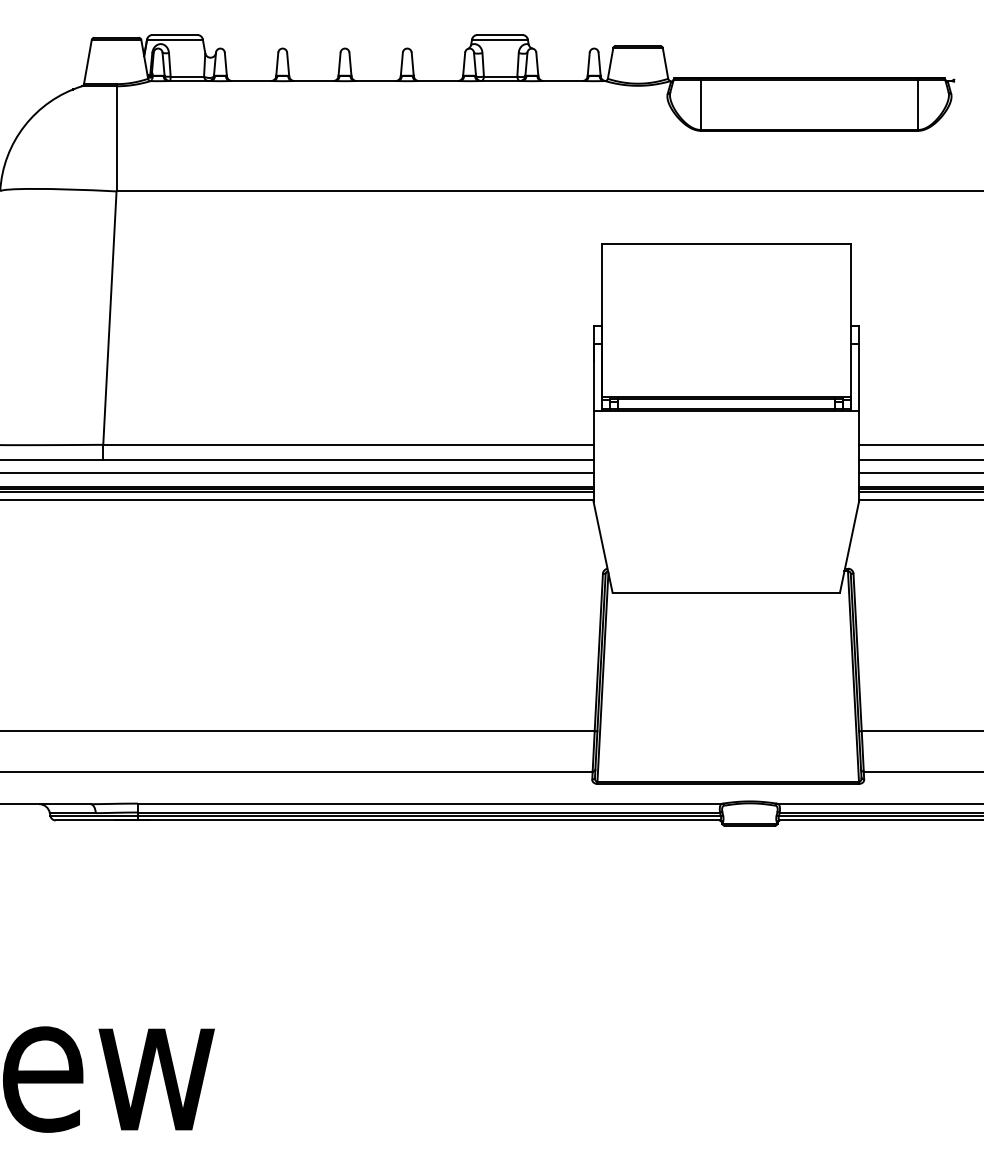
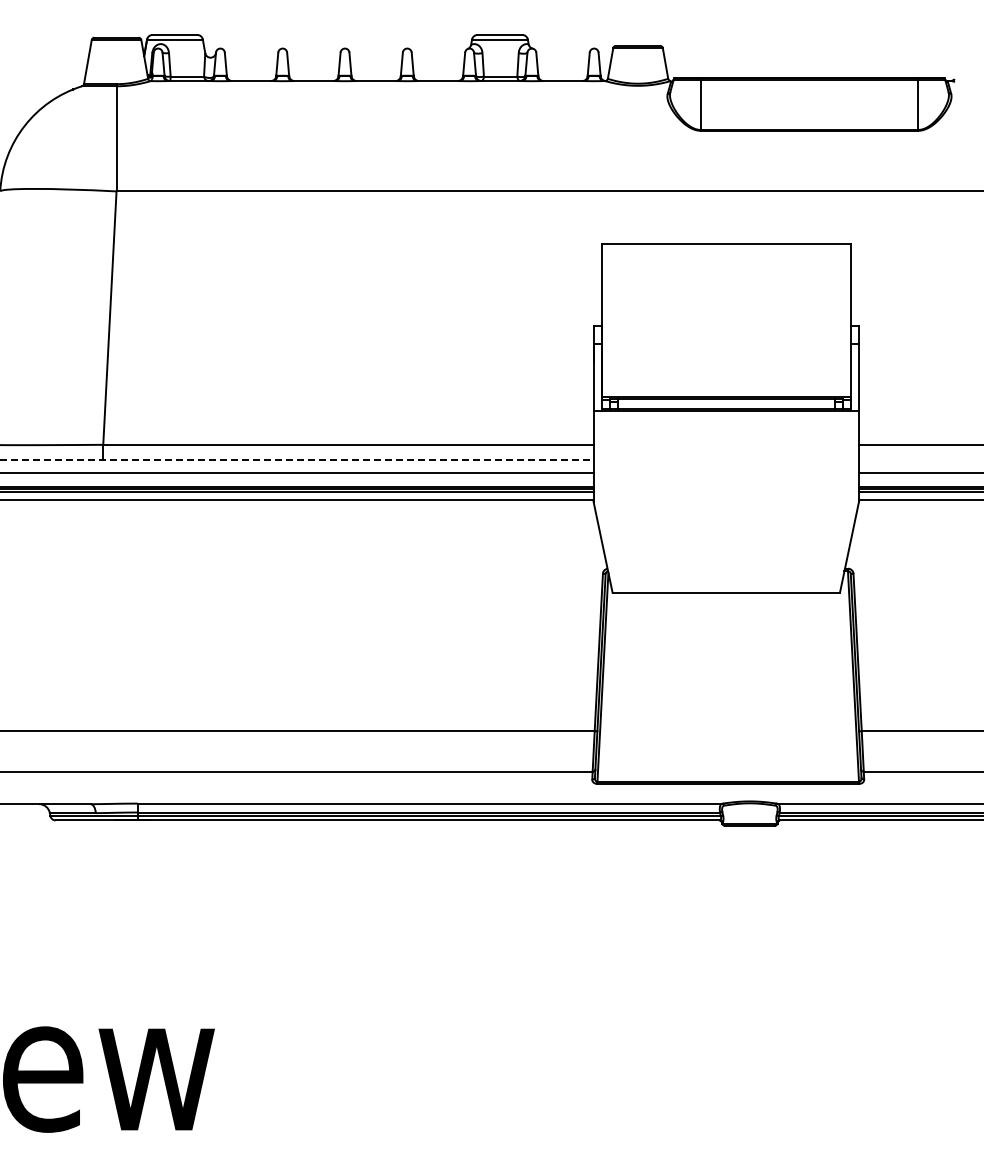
line: solid -> dashed (296, 460)
line: present -> none (919, 460)
